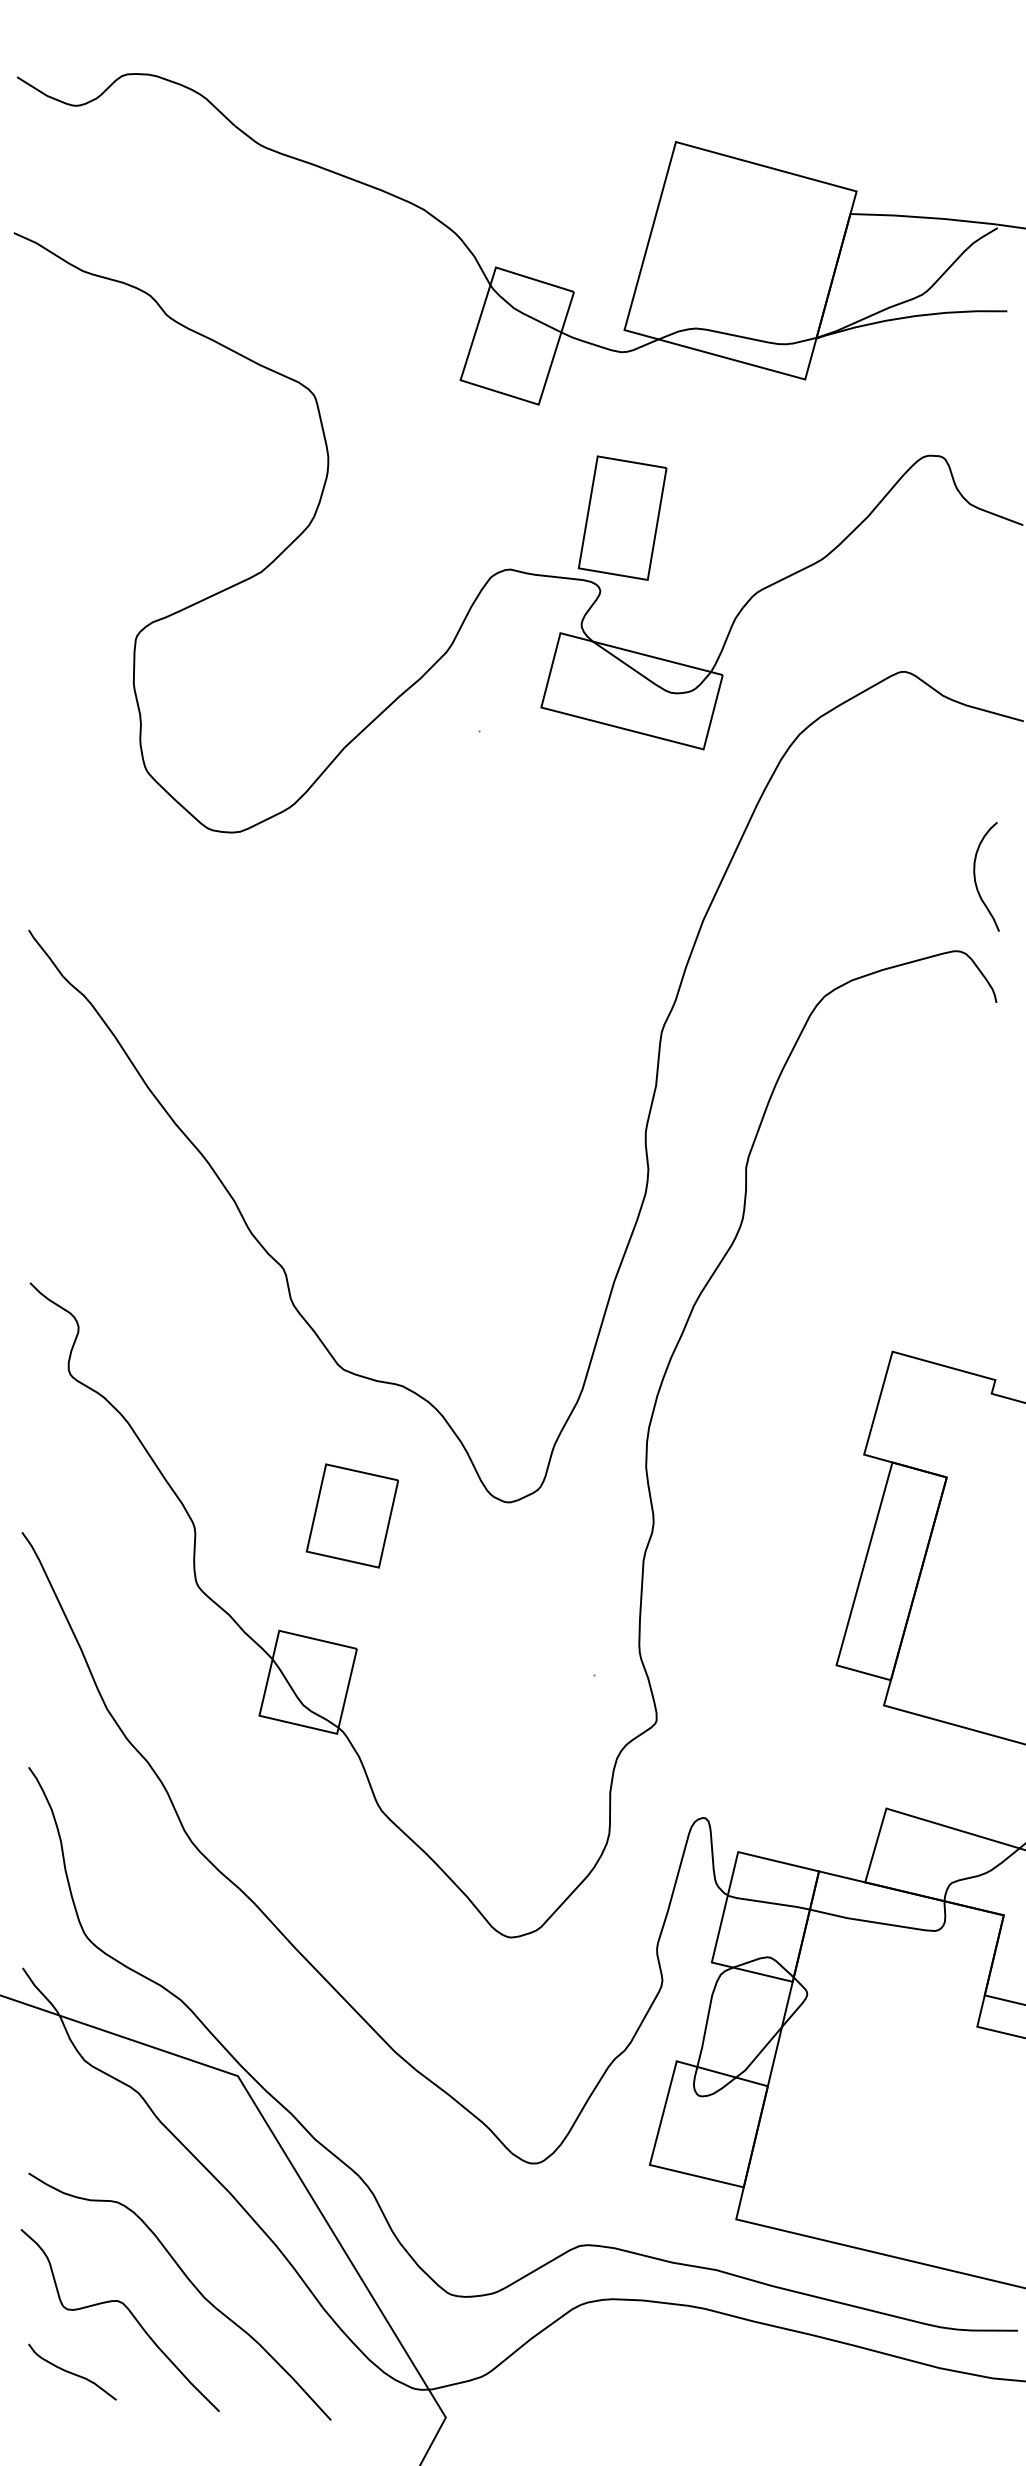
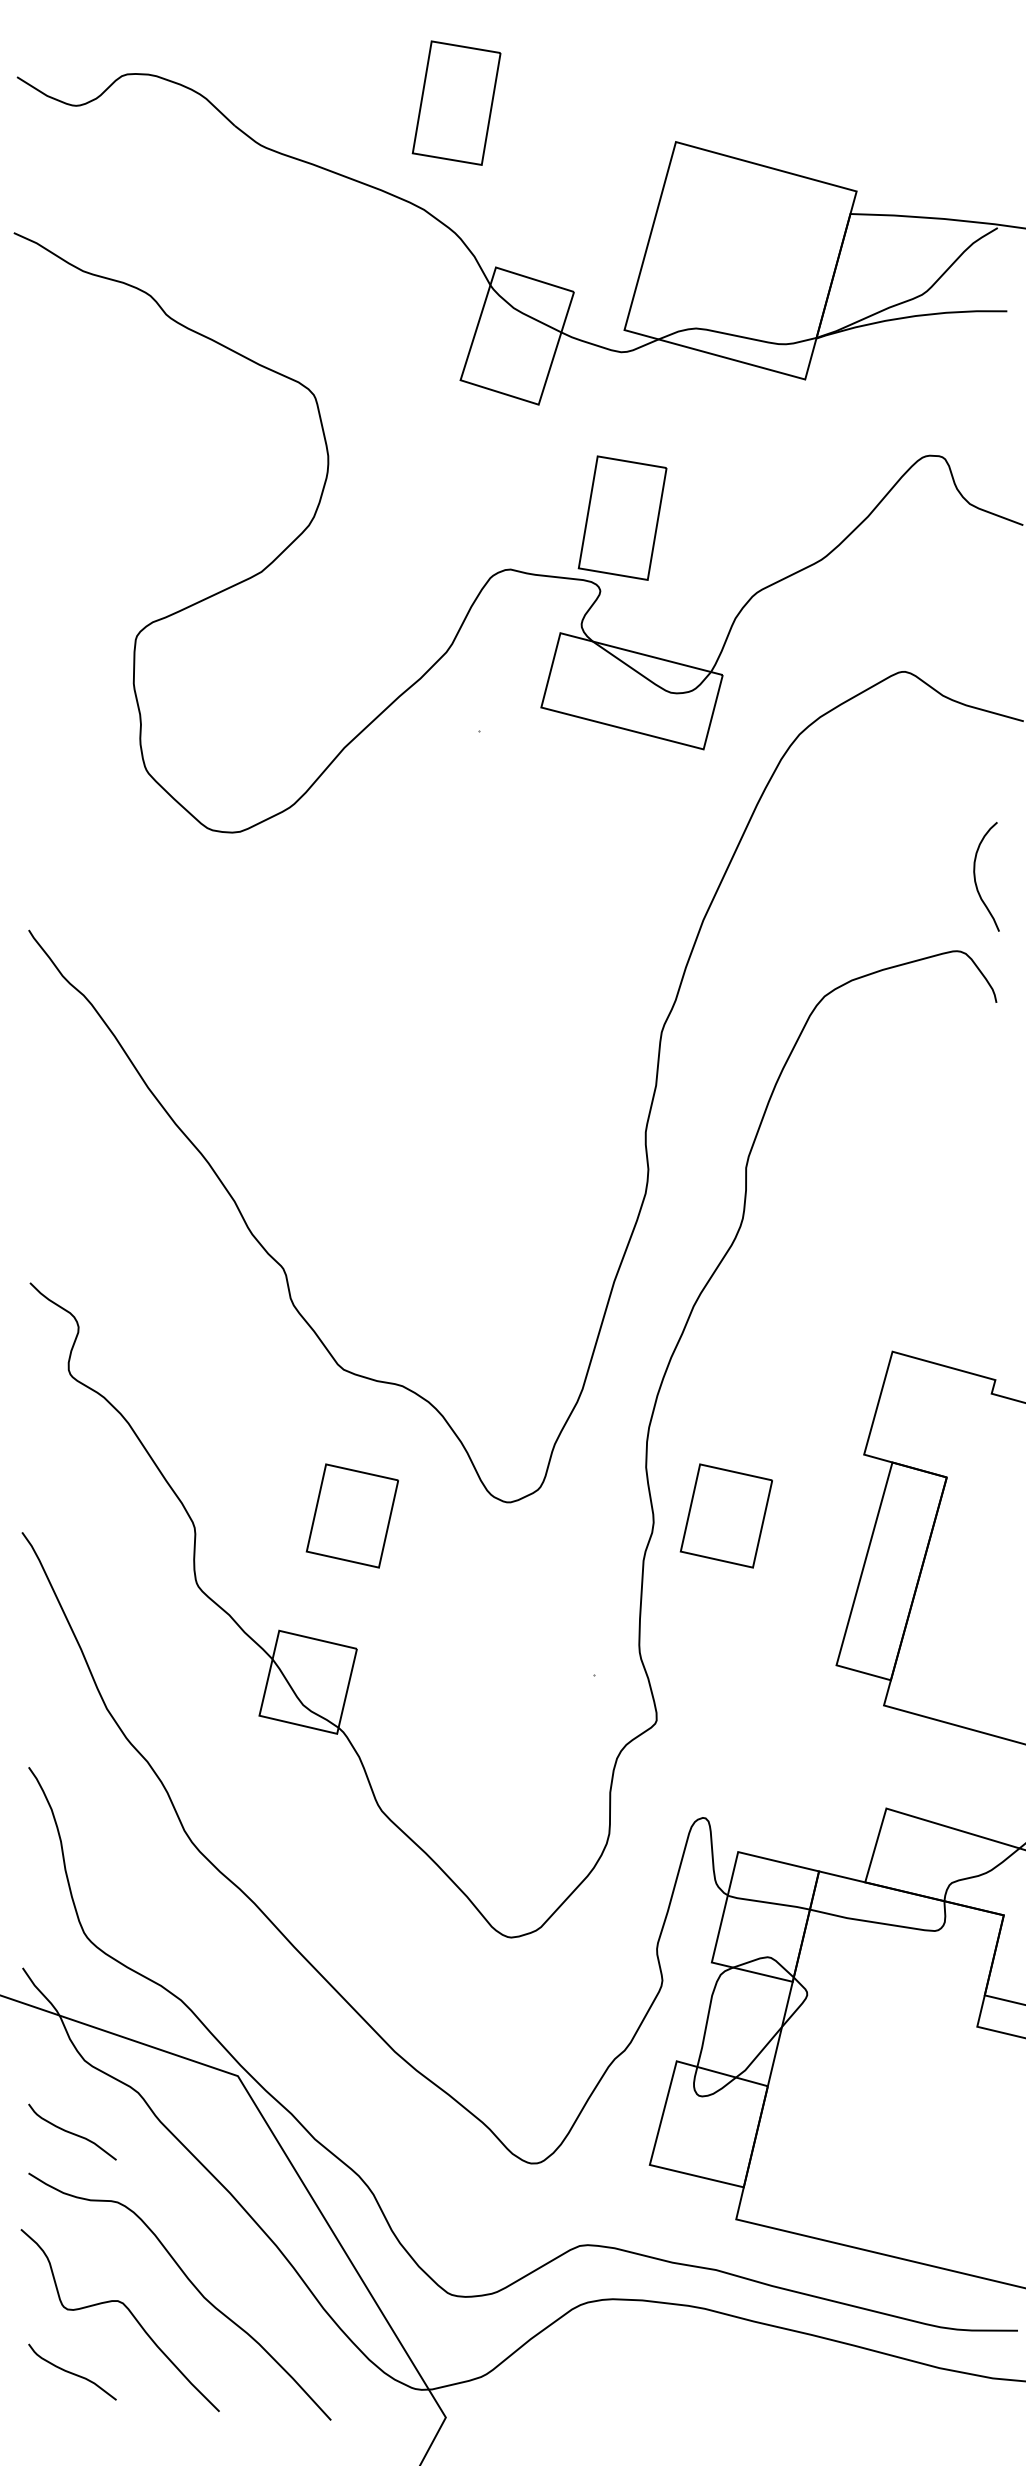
part: none -> present (456, 102)
part: none -> present (725, 1515)
curve: none -> present (72, 2132)
